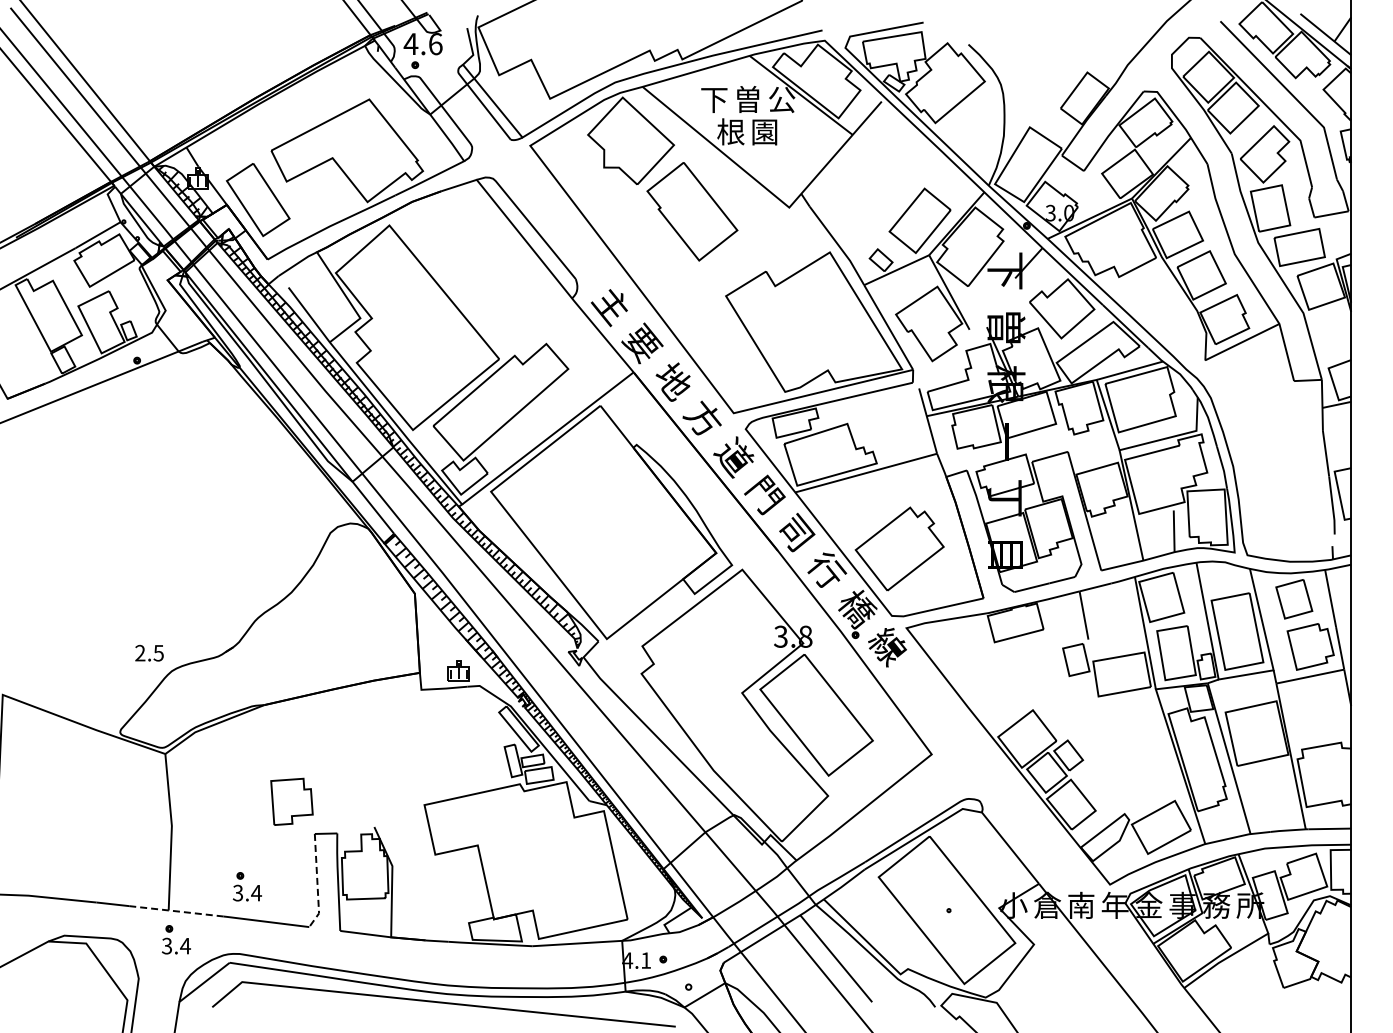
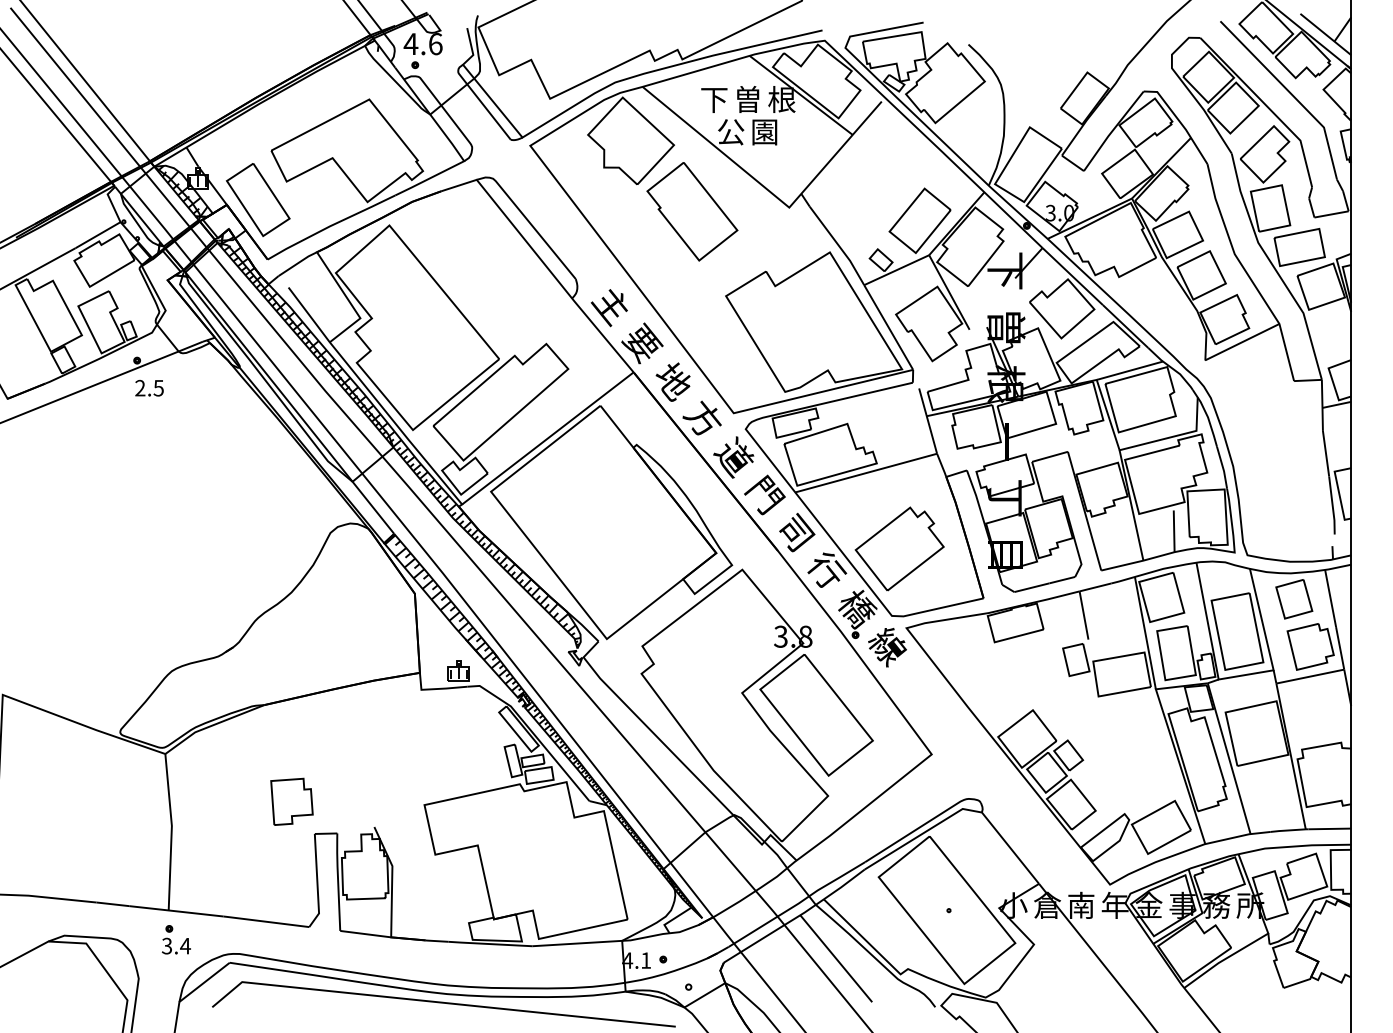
text: 公 -> 根 (781, 99)
text: 根 -> 公 (730, 131)
text position: (149, 652) -> (149, 387) (149, 387)
line: dashed -> solid (317, 882)
part: present -> none (247, 886)
line: dashed -> solid (175, 911)
